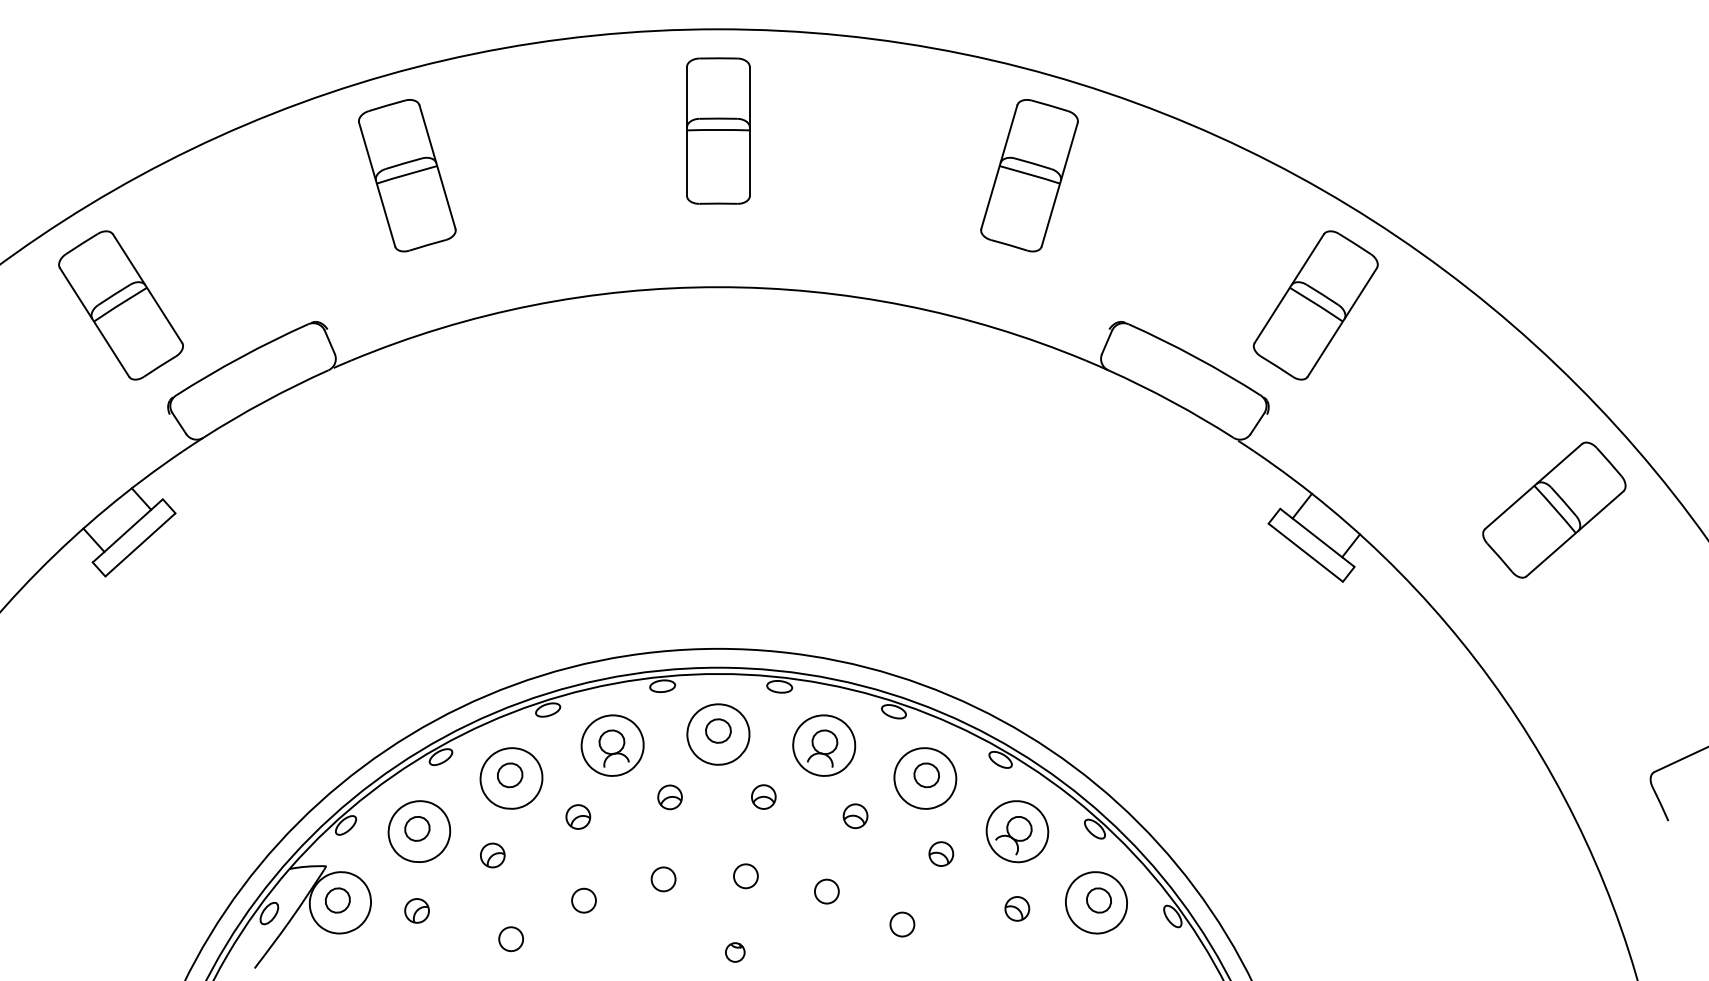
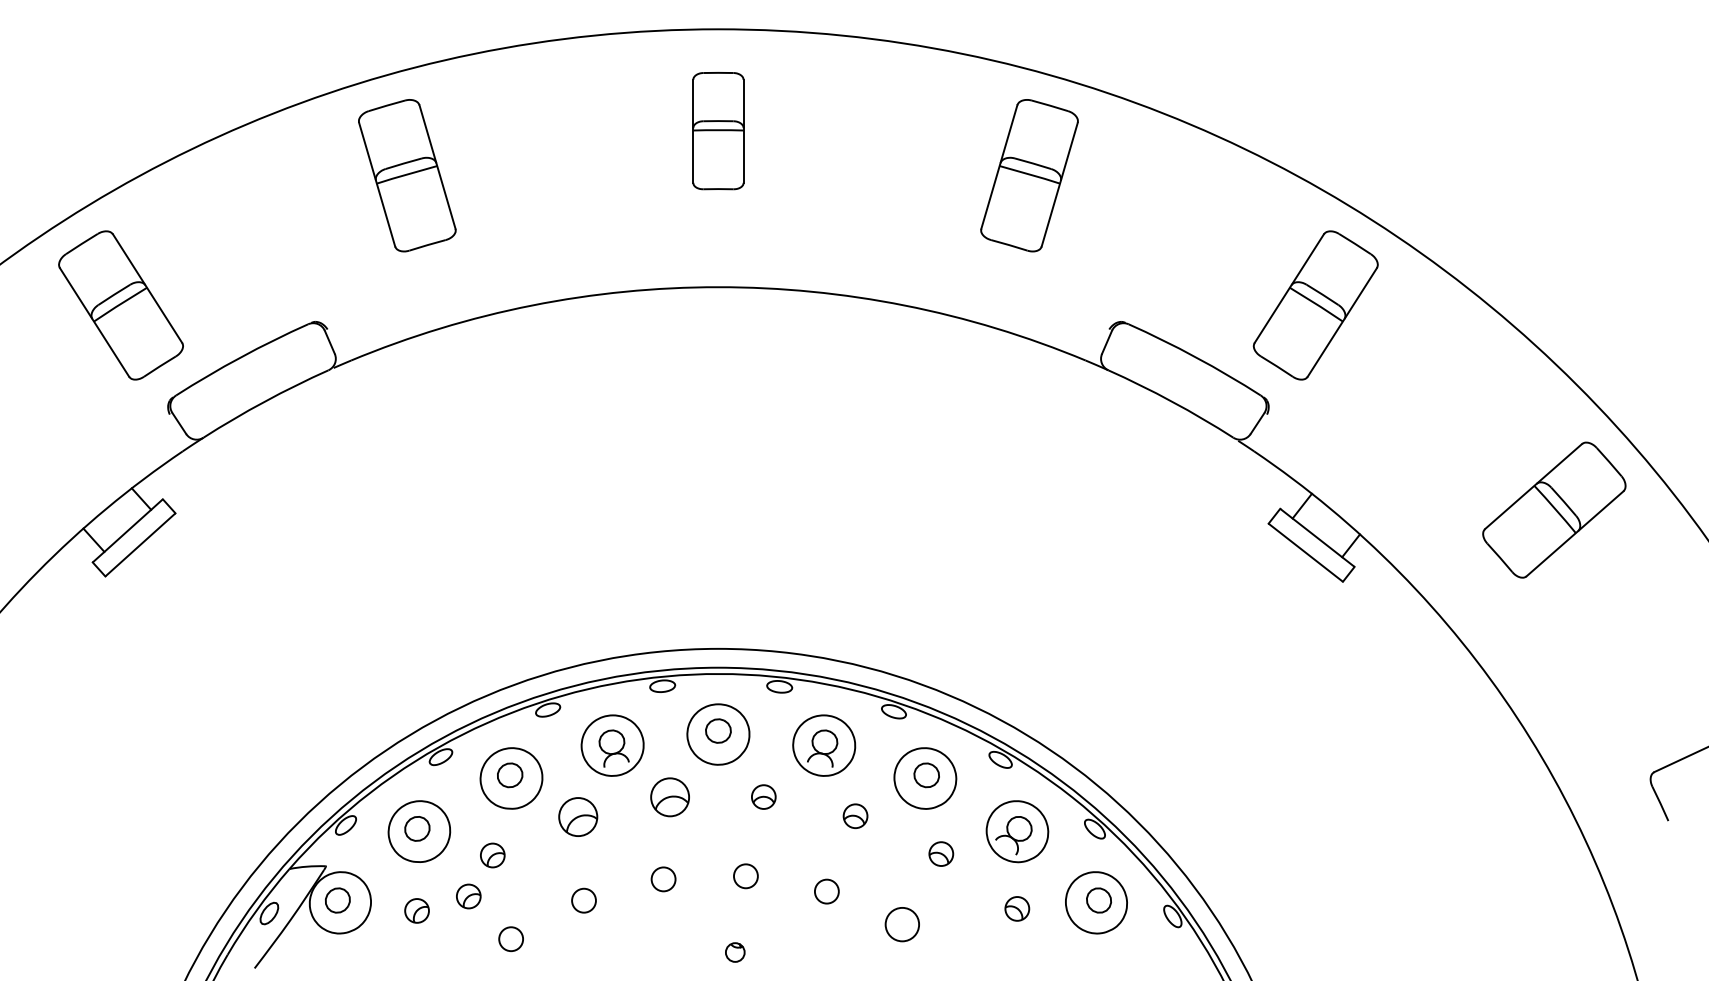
part size: 65x148 px -> 53x119 px (718, 131)
part size: 26x27 px -> 40x41 px (669, 797)
part size: 27x26 px -> 41x40 px (578, 816)
part: none -> present (468, 896)
circle size: 27x27 px -> 36x36 px (901, 924)
